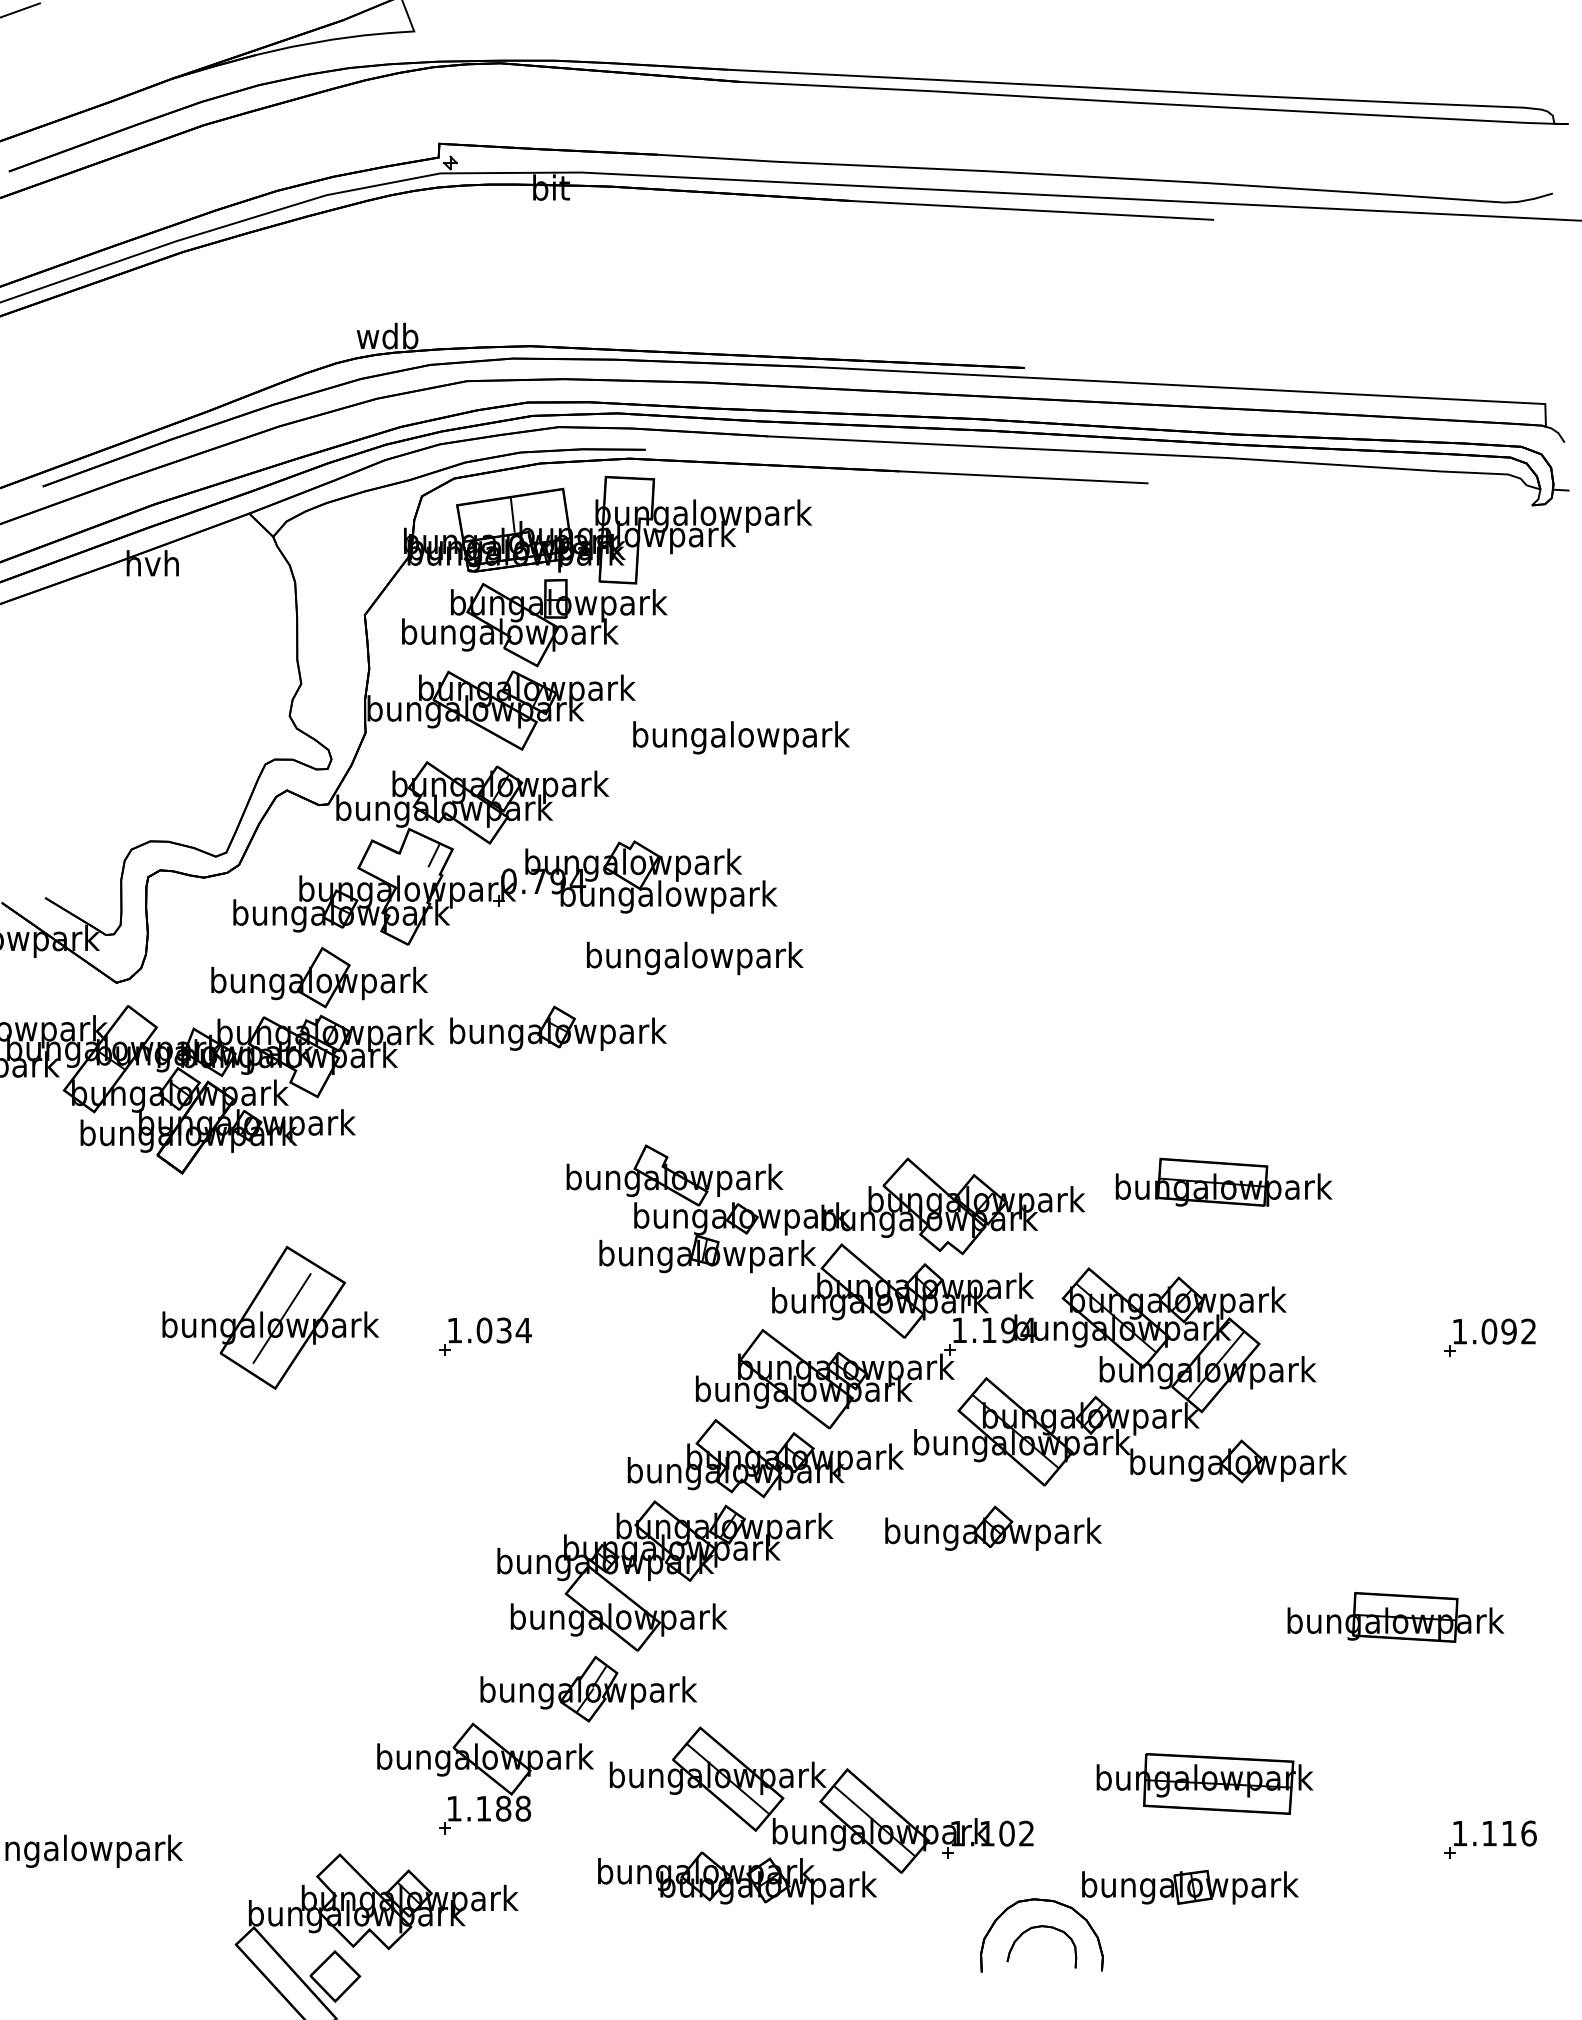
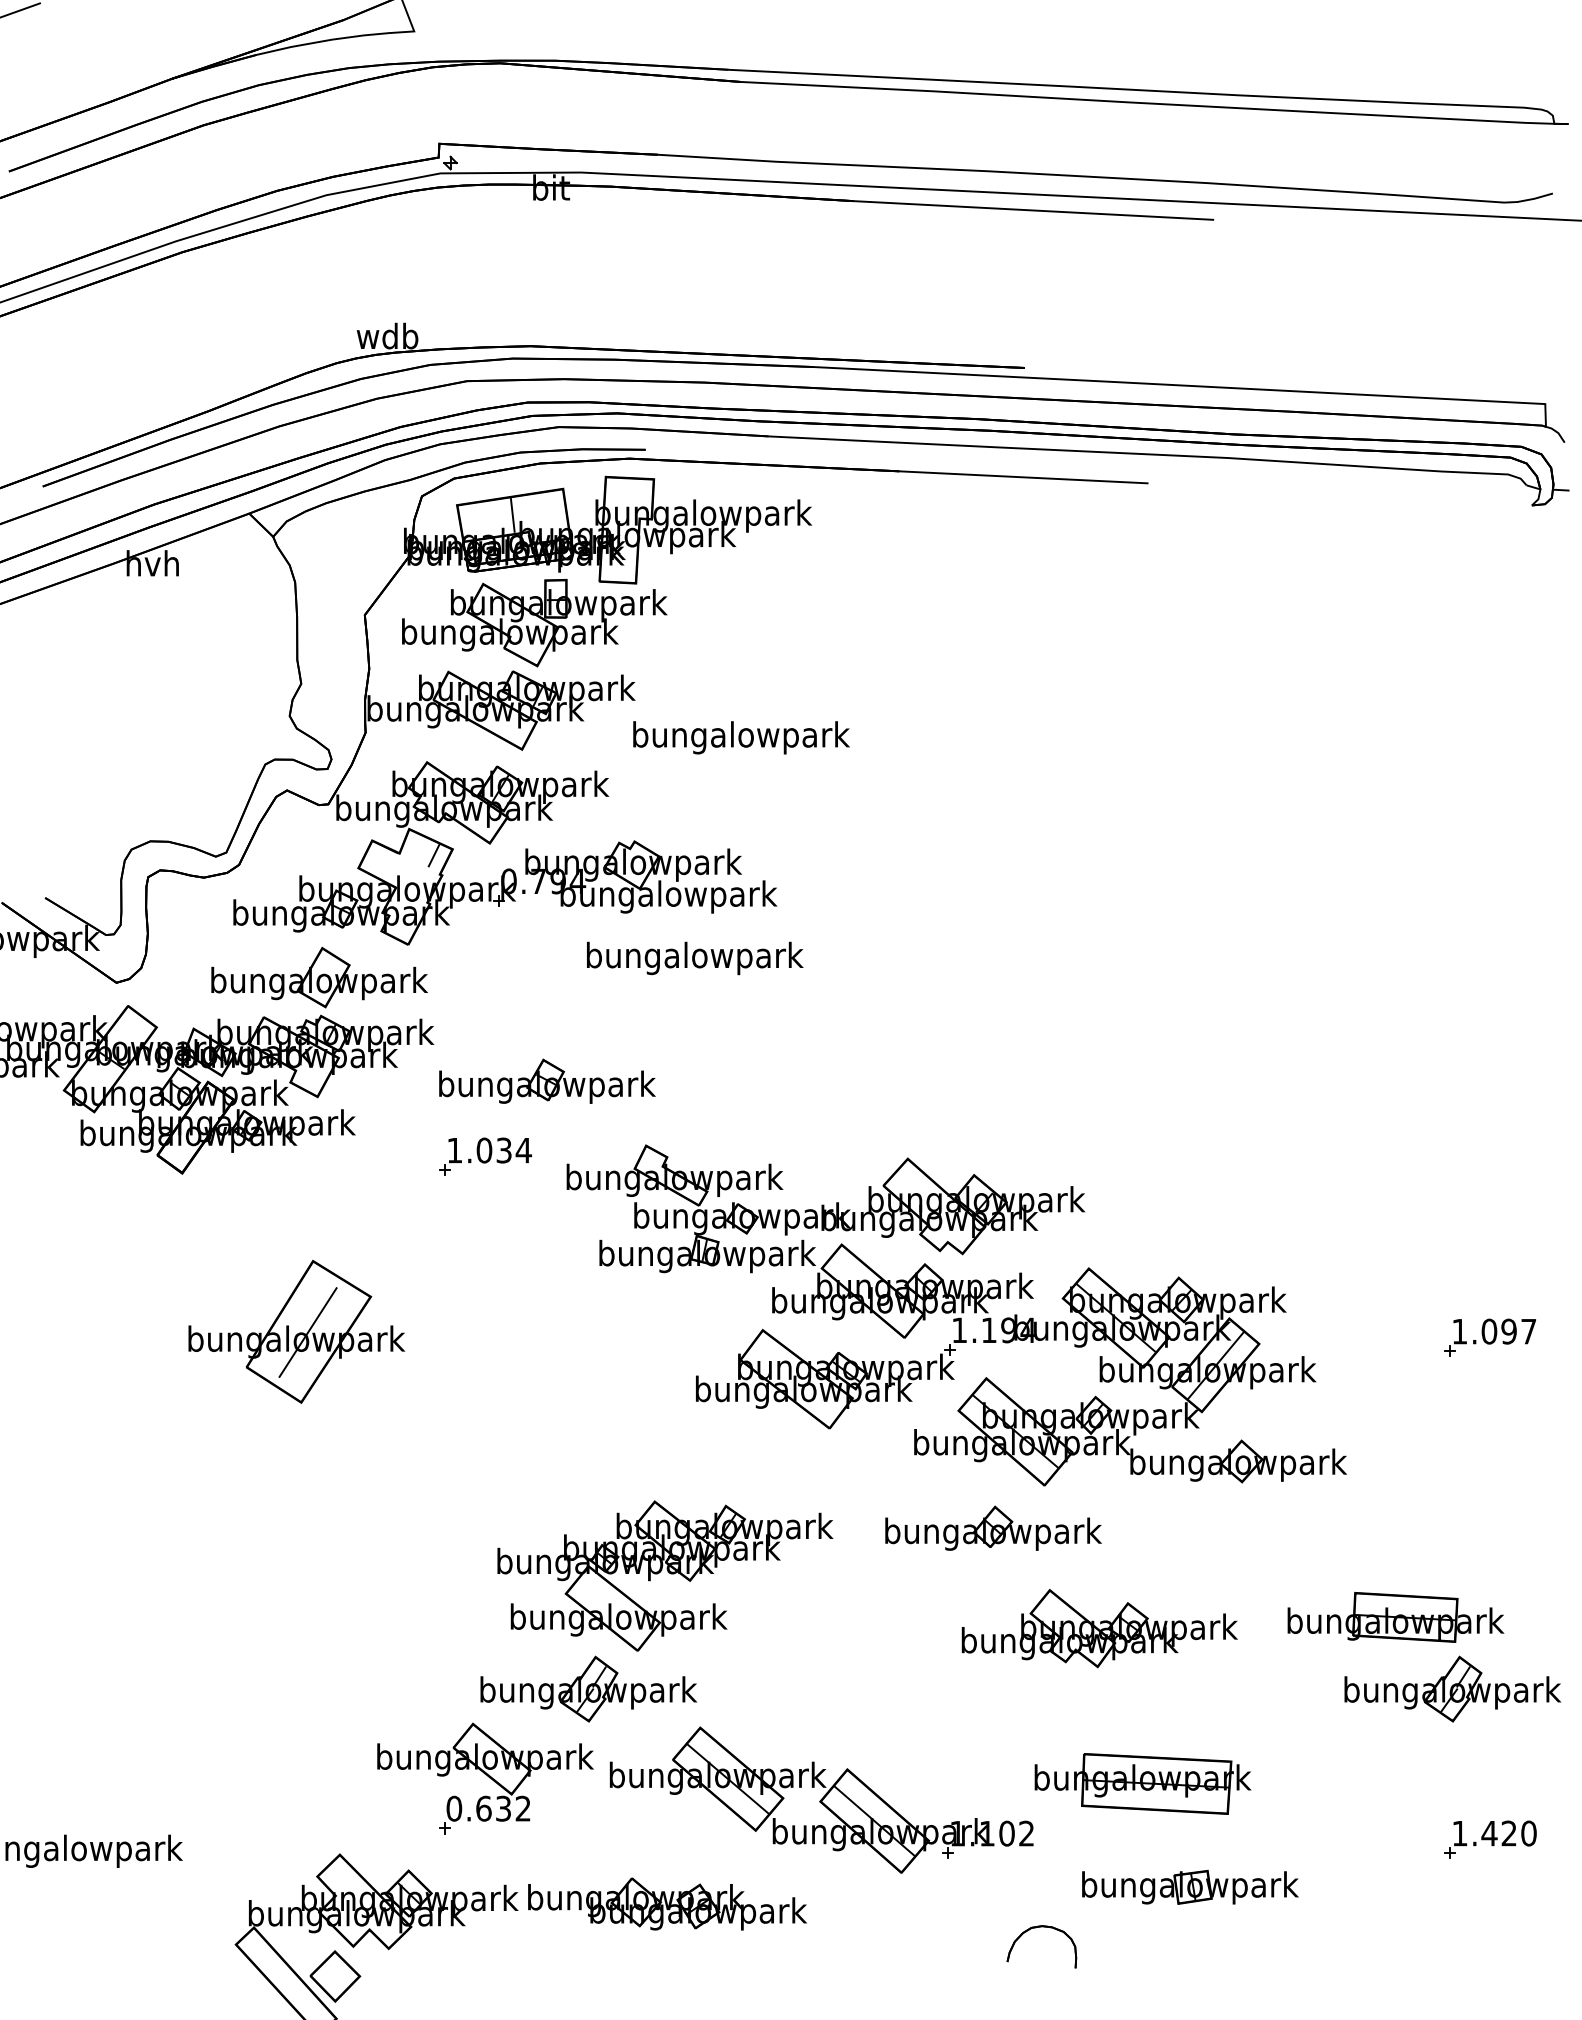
part position: (558, 1027) -> (547, 1080) (547, 1080)
part: present -> none (1223, 1181)
part position: (270, 1317) -> (296, 1331) (296, 1331)
text: 1.092 -> 1.097 (1528, 1331)
part position: (485, 1336) -> (485, 1156) (485, 1156)
part position: (765, 1458) -> (1099, 1628) (1099, 1628)
part: none -> present (1452, 1688)
part position: (1204, 1783) -> (1142, 1783) (1142, 1783)
text: 1.188 -> 0.632 (488, 1808)
text: 1.116 -> 1.420 (1508, 1833)
part position: (737, 1877) -> (667, 1903) (667, 1903)
part: present -> none (1042, 1901)
